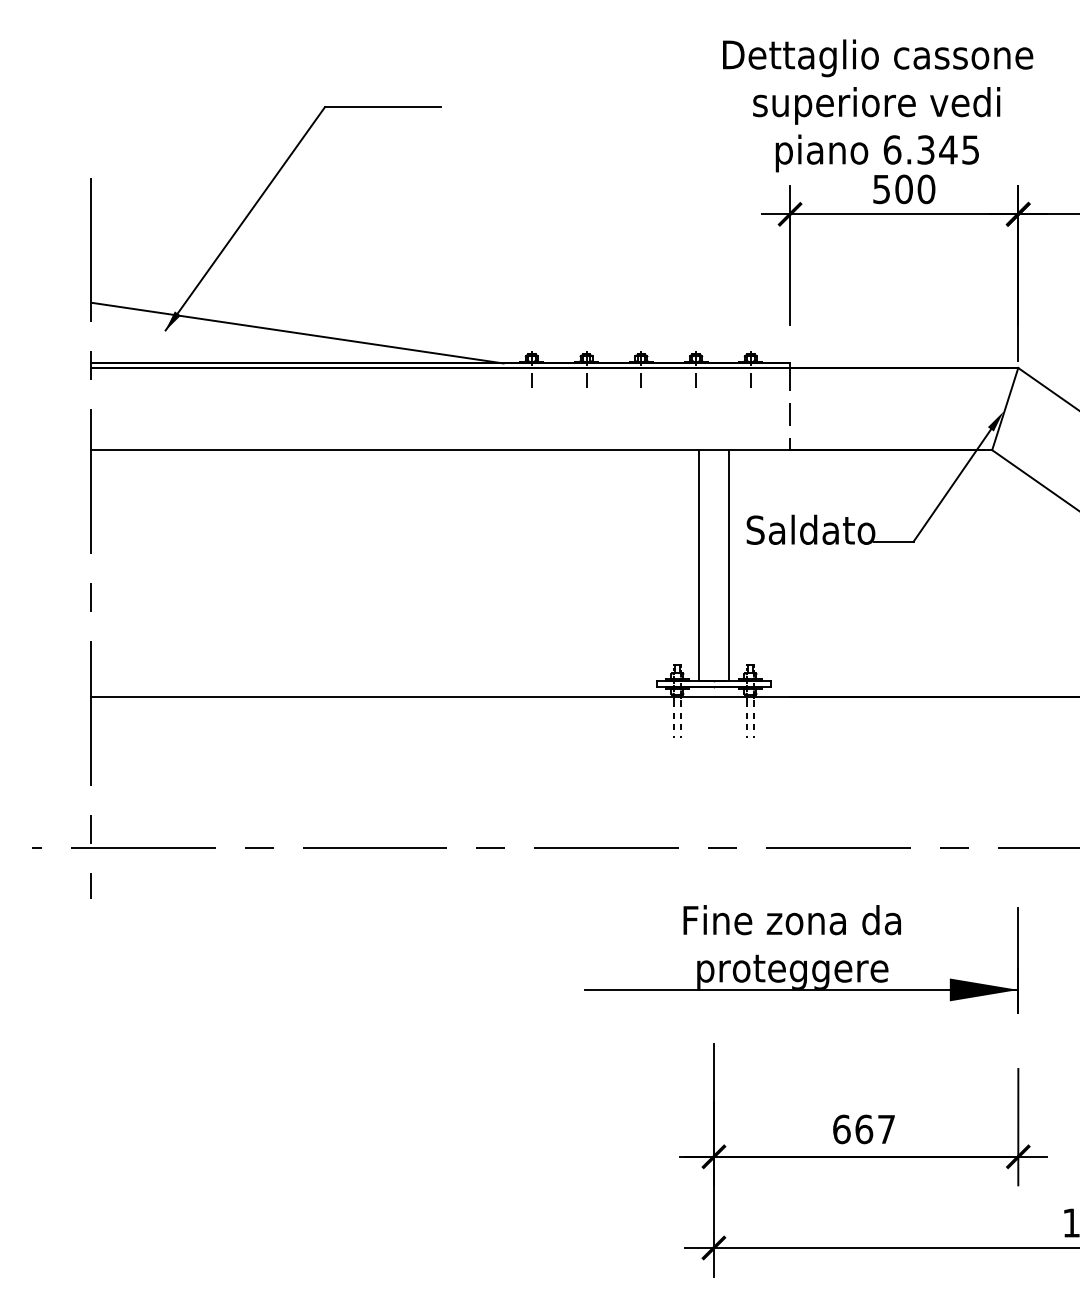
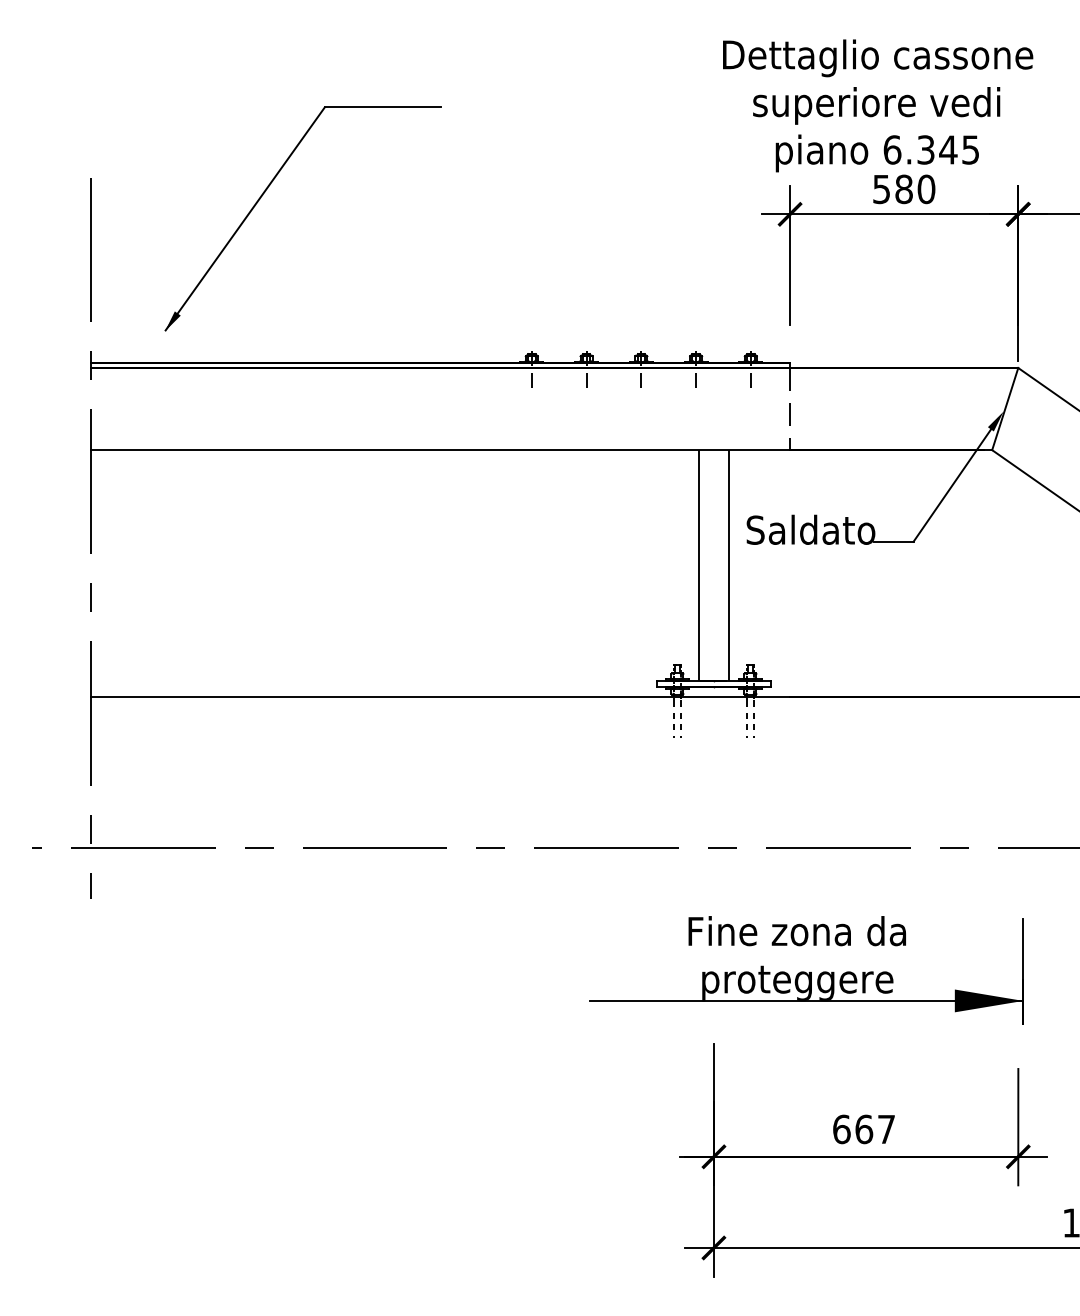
text: 500 -> 580 (903, 189)
line: present -> none (297, 332)
part position: (801, 959) -> (806, 970) (806, 970)
